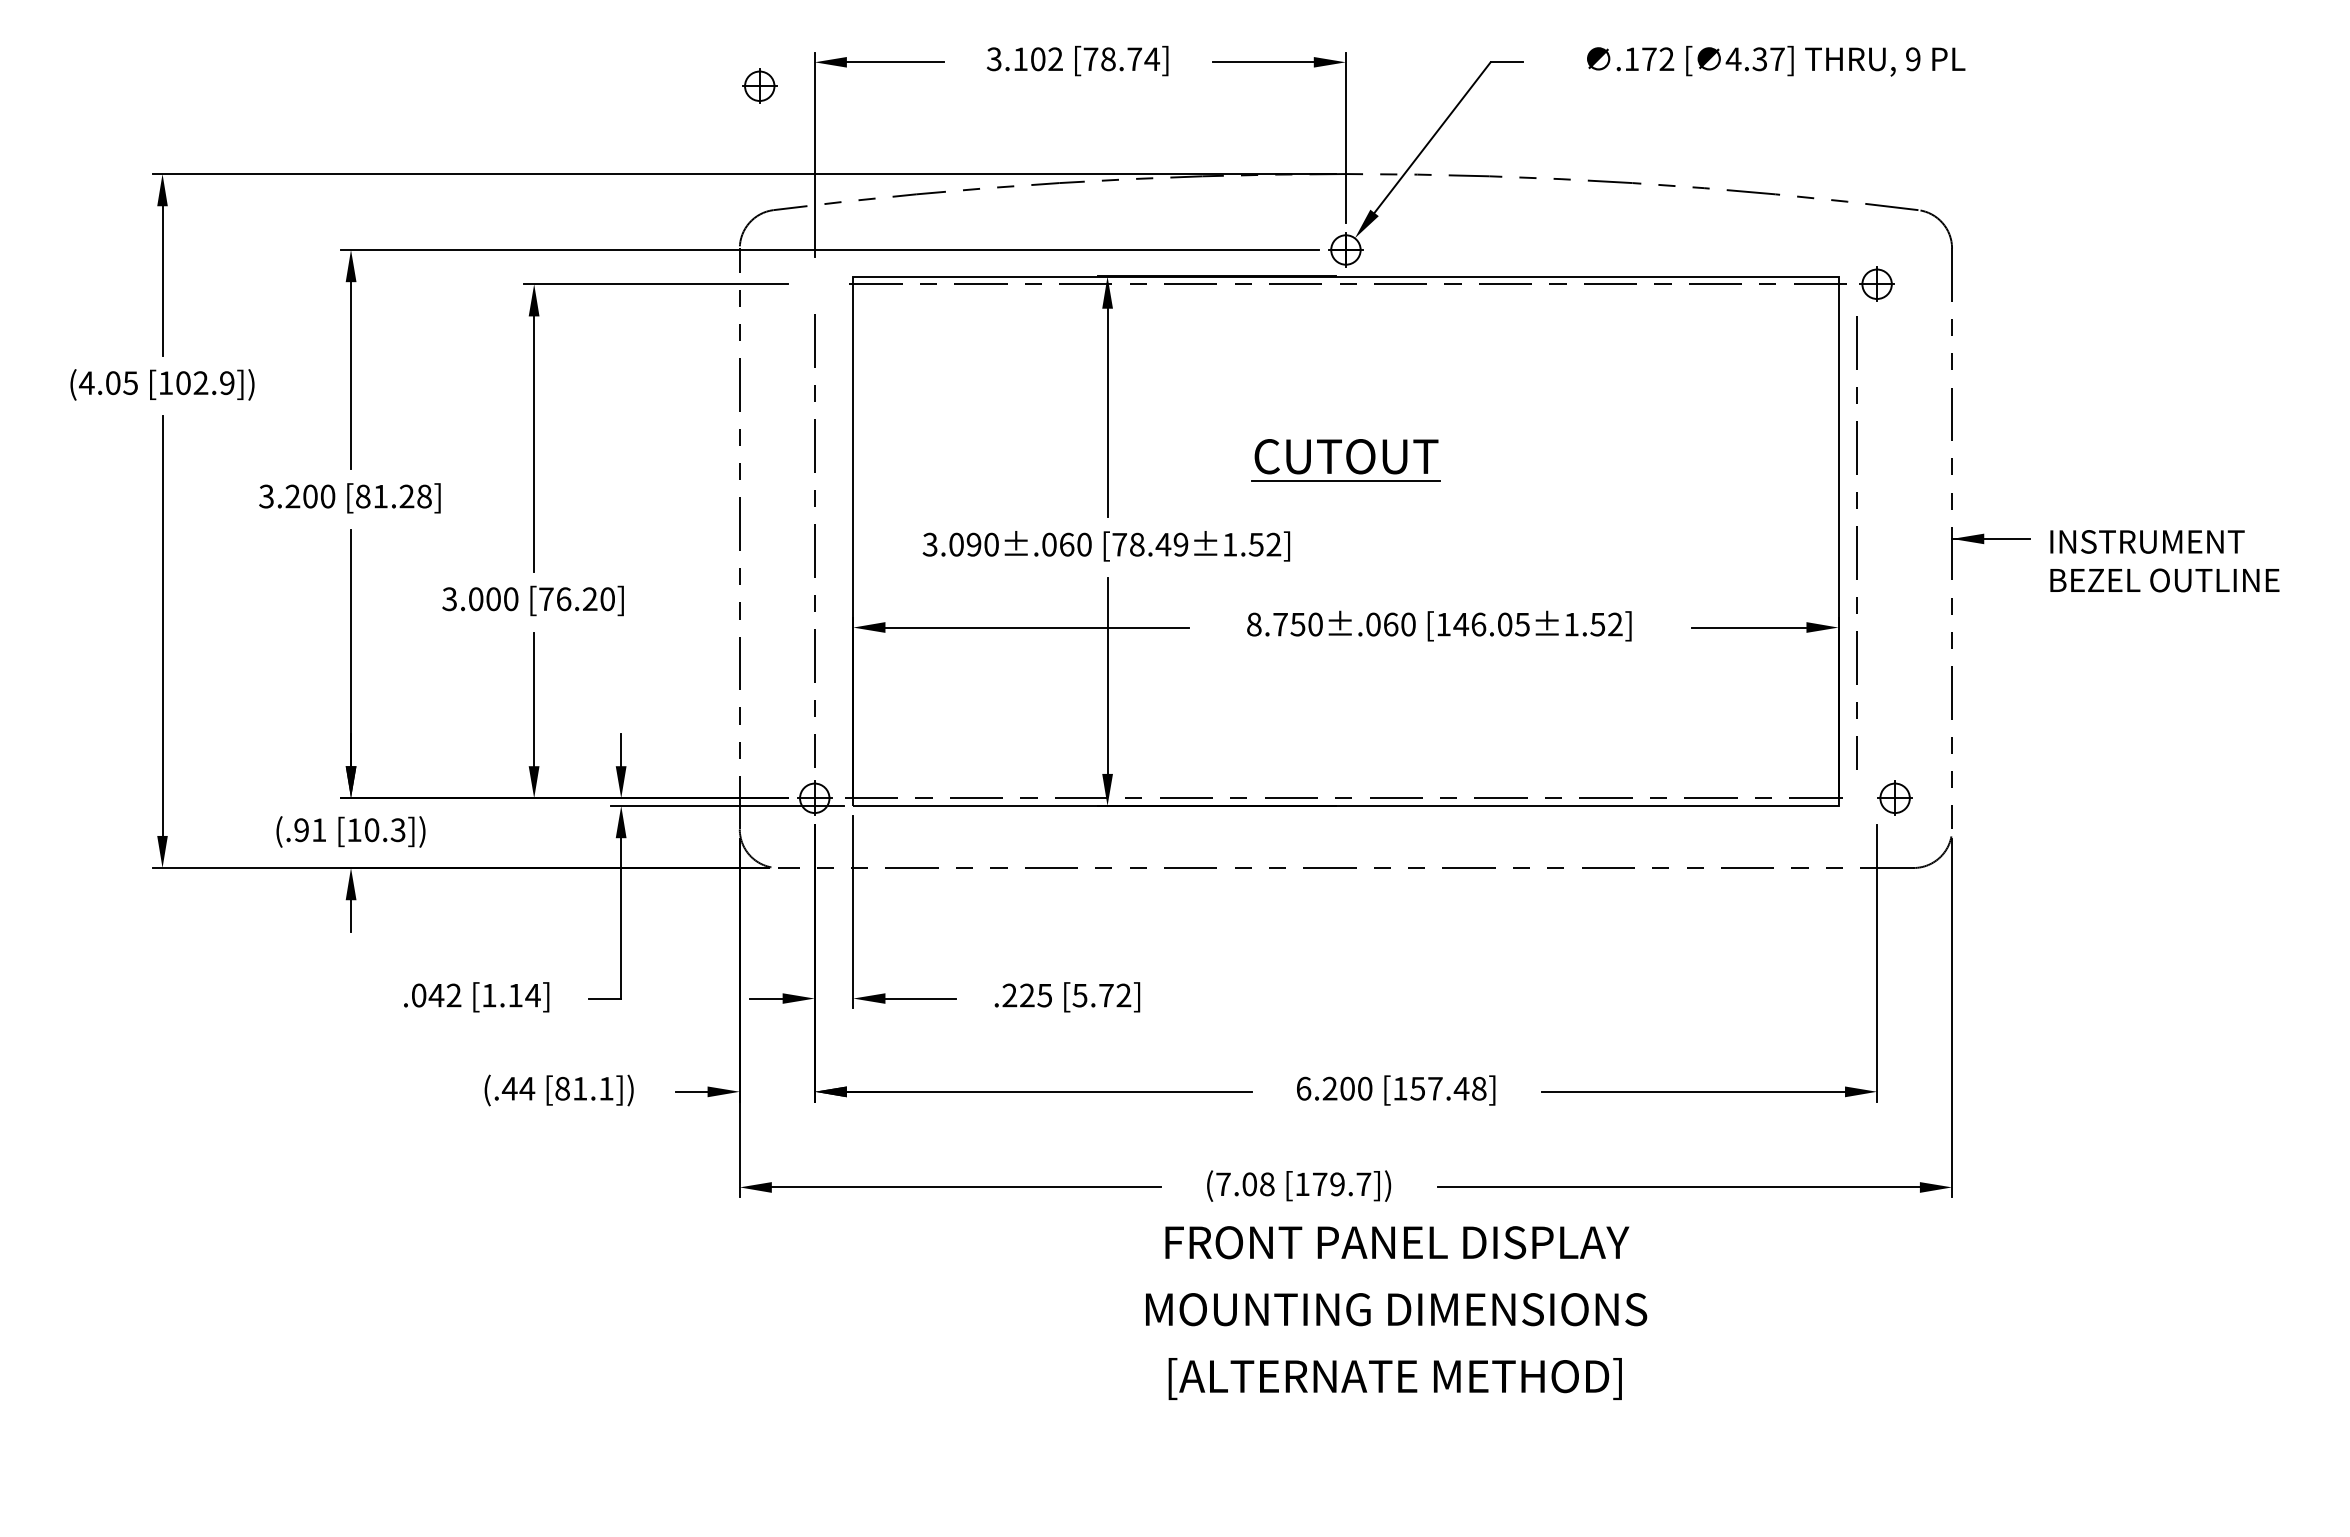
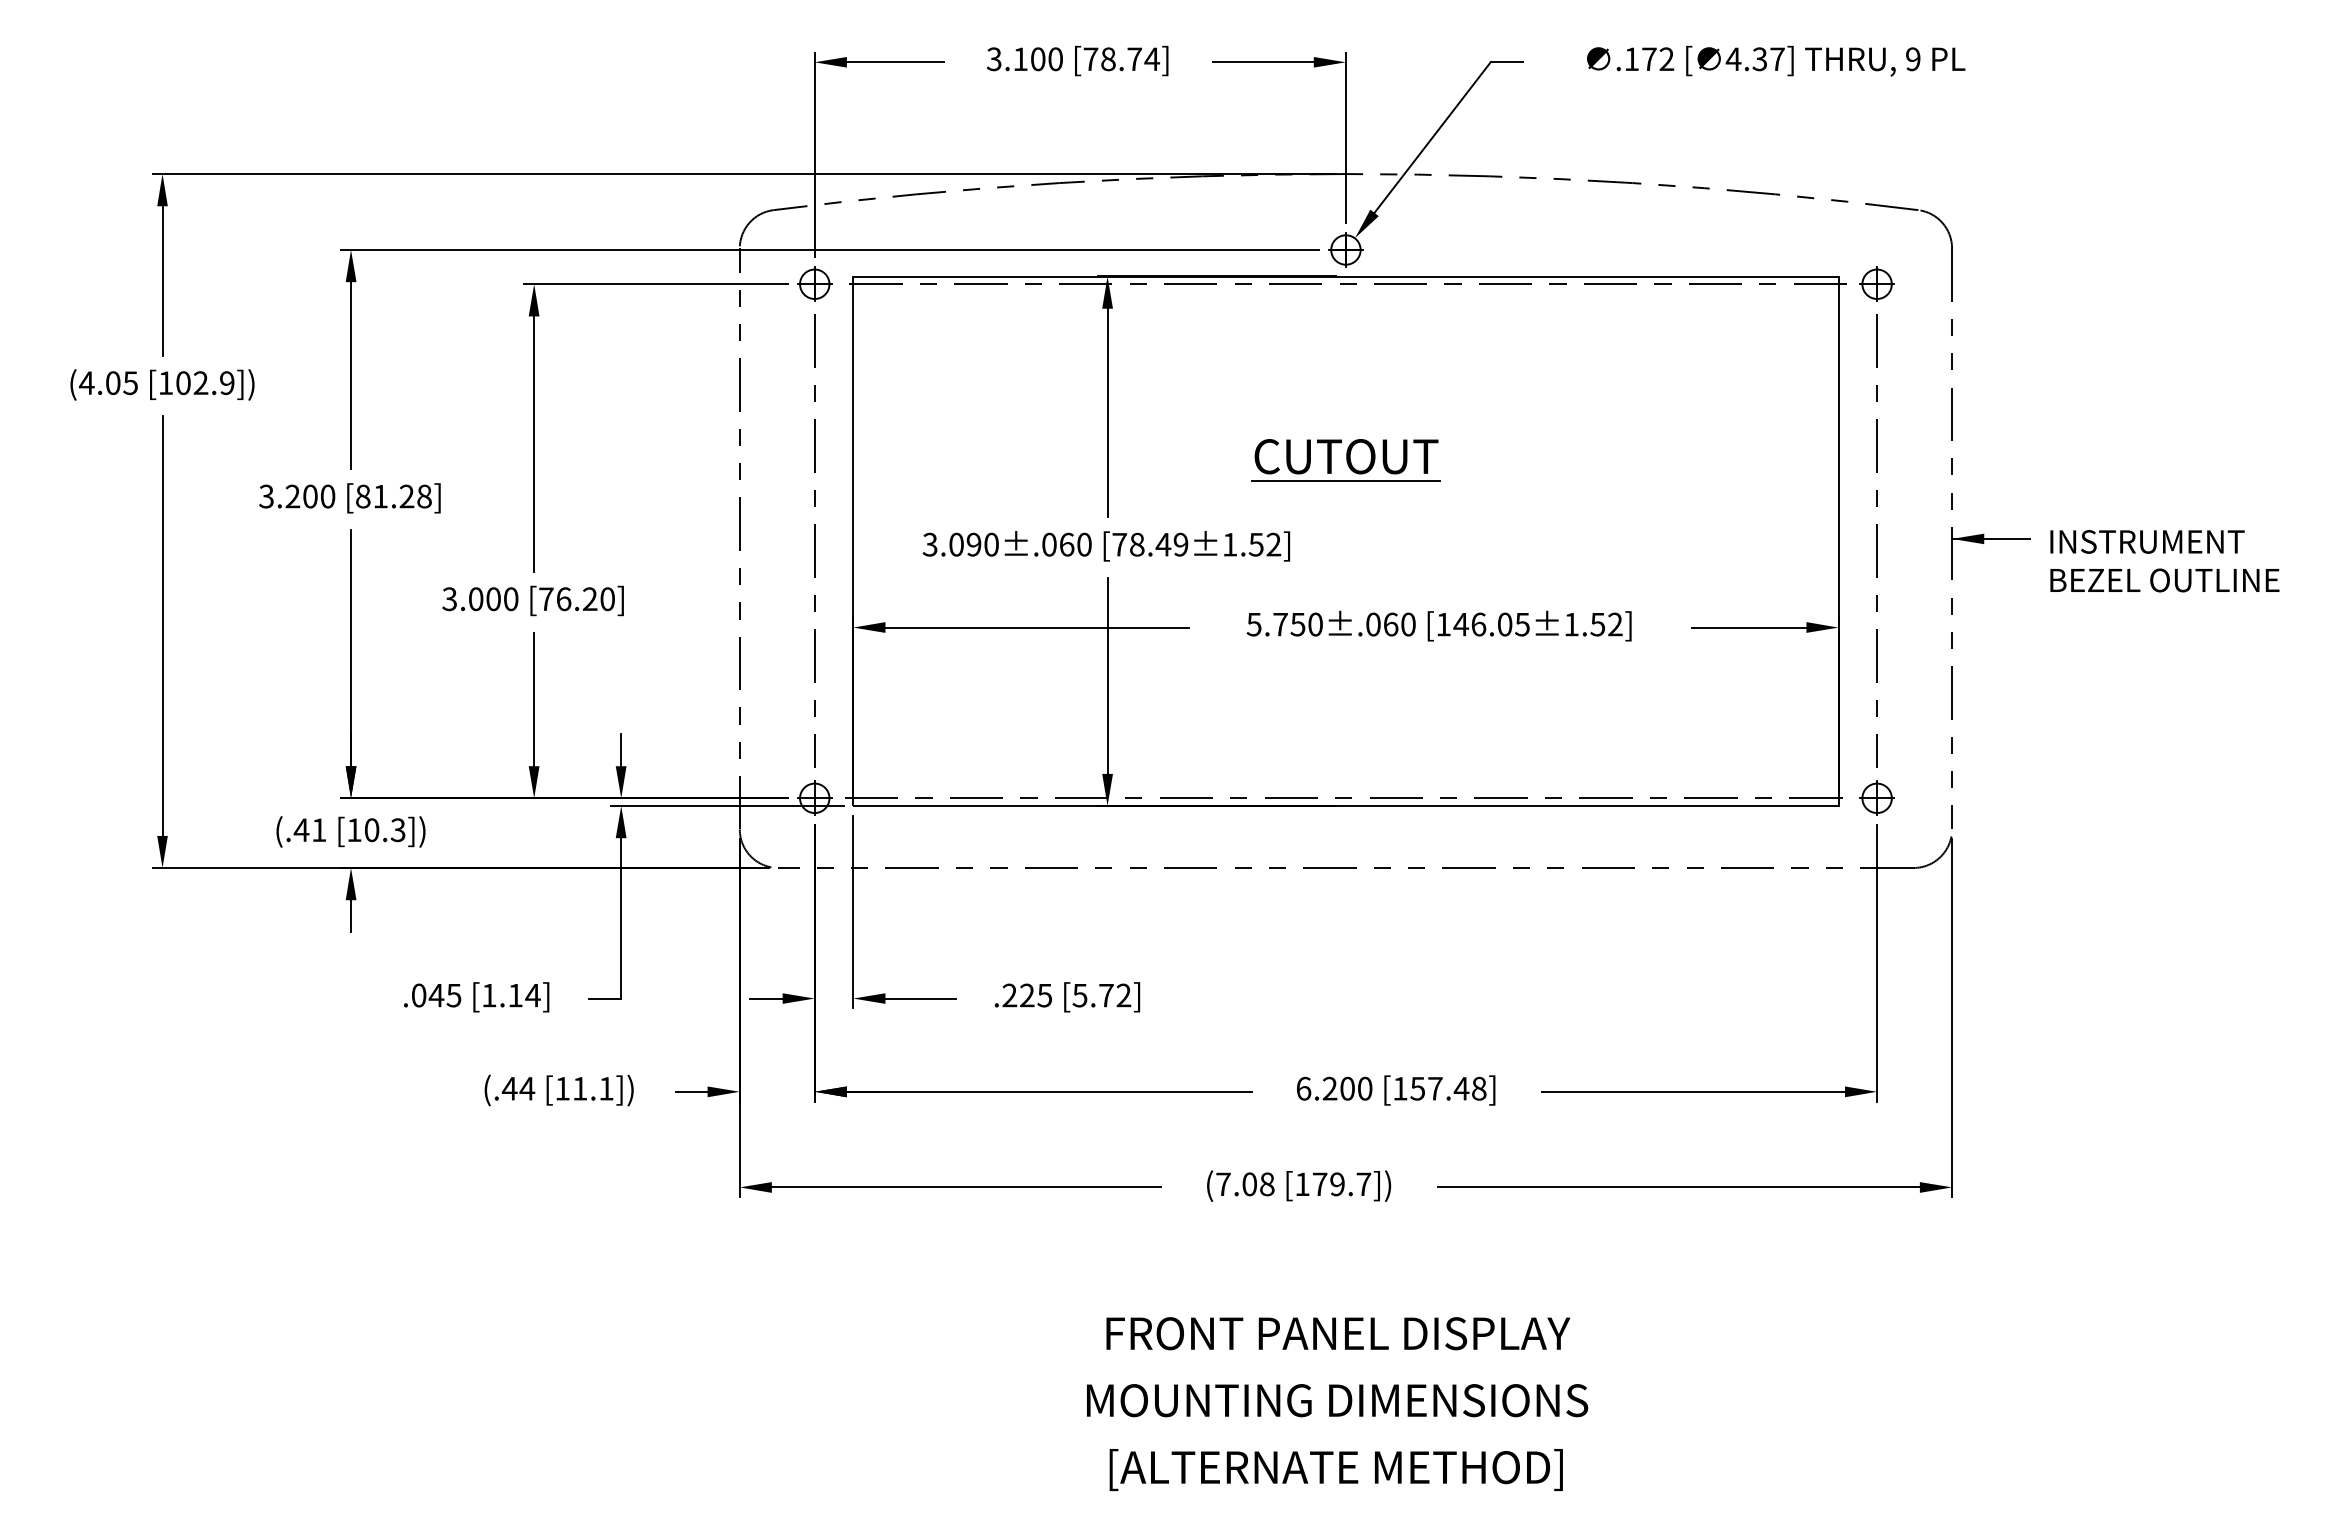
text: 3.102 -> 3.100 (1055, 59)
part position: (759, 85) -> (814, 283) (814, 283)
line position: (1856, 542) -> (1876, 540) (1876, 540)
text: 8.750±.060 -> 5.750±.060 (1253, 624)
part position: (1894, 797) -> (1876, 797) (1876, 797)
text: (.91 -> (.41 (301, 830)
text: .042 -> .045 (453, 995)
text: [81.1]) -> [11.1]) (562, 1088)
text position: (1396, 1312) -> (1337, 1403) (1337, 1403)
